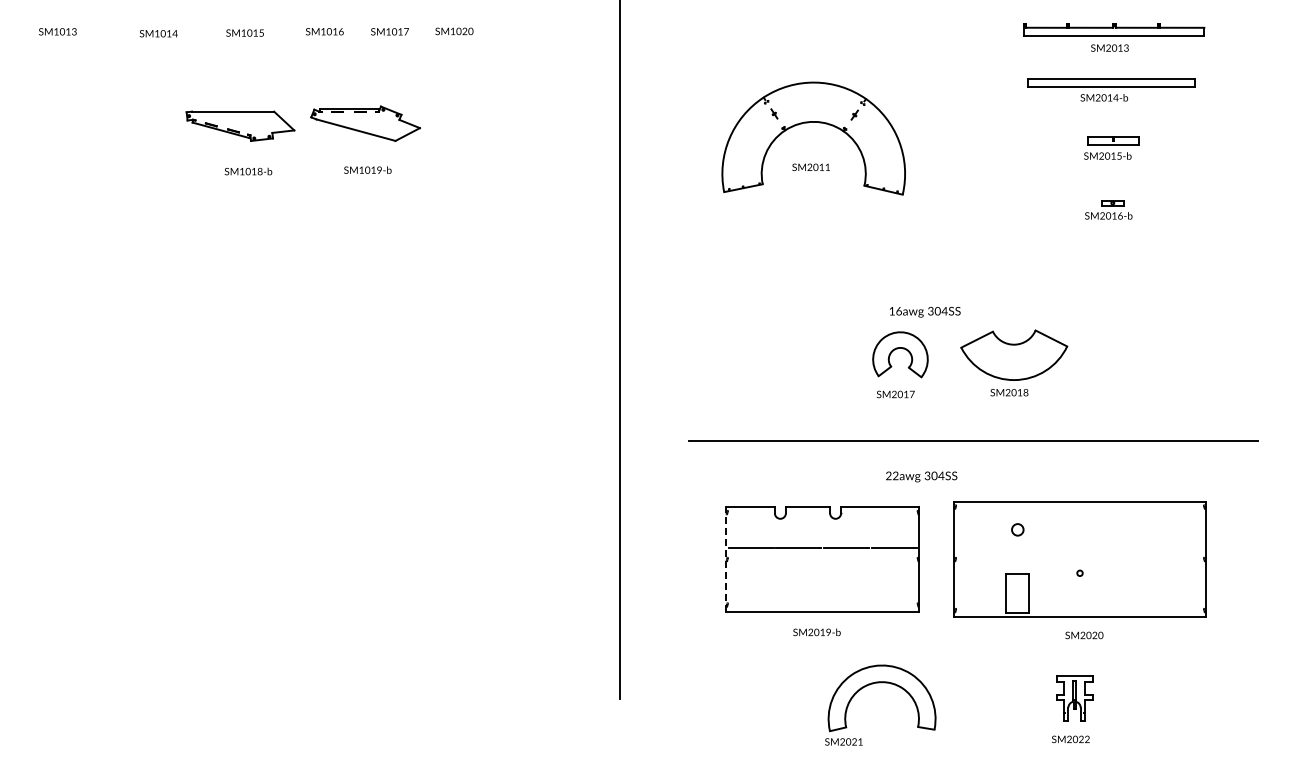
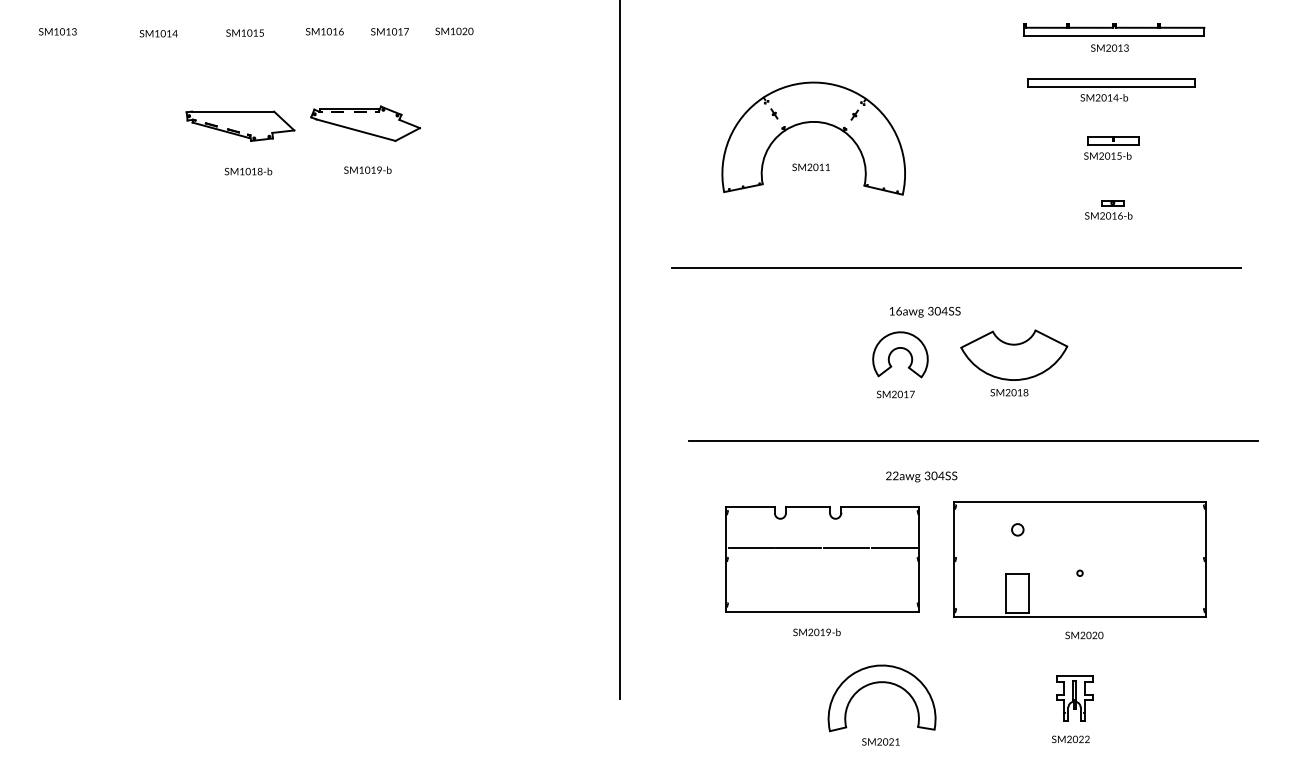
line: none -> present (956, 267)
line: dashed -> solid (726, 559)
text position: (843, 741) -> (880, 741) (880, 741)
